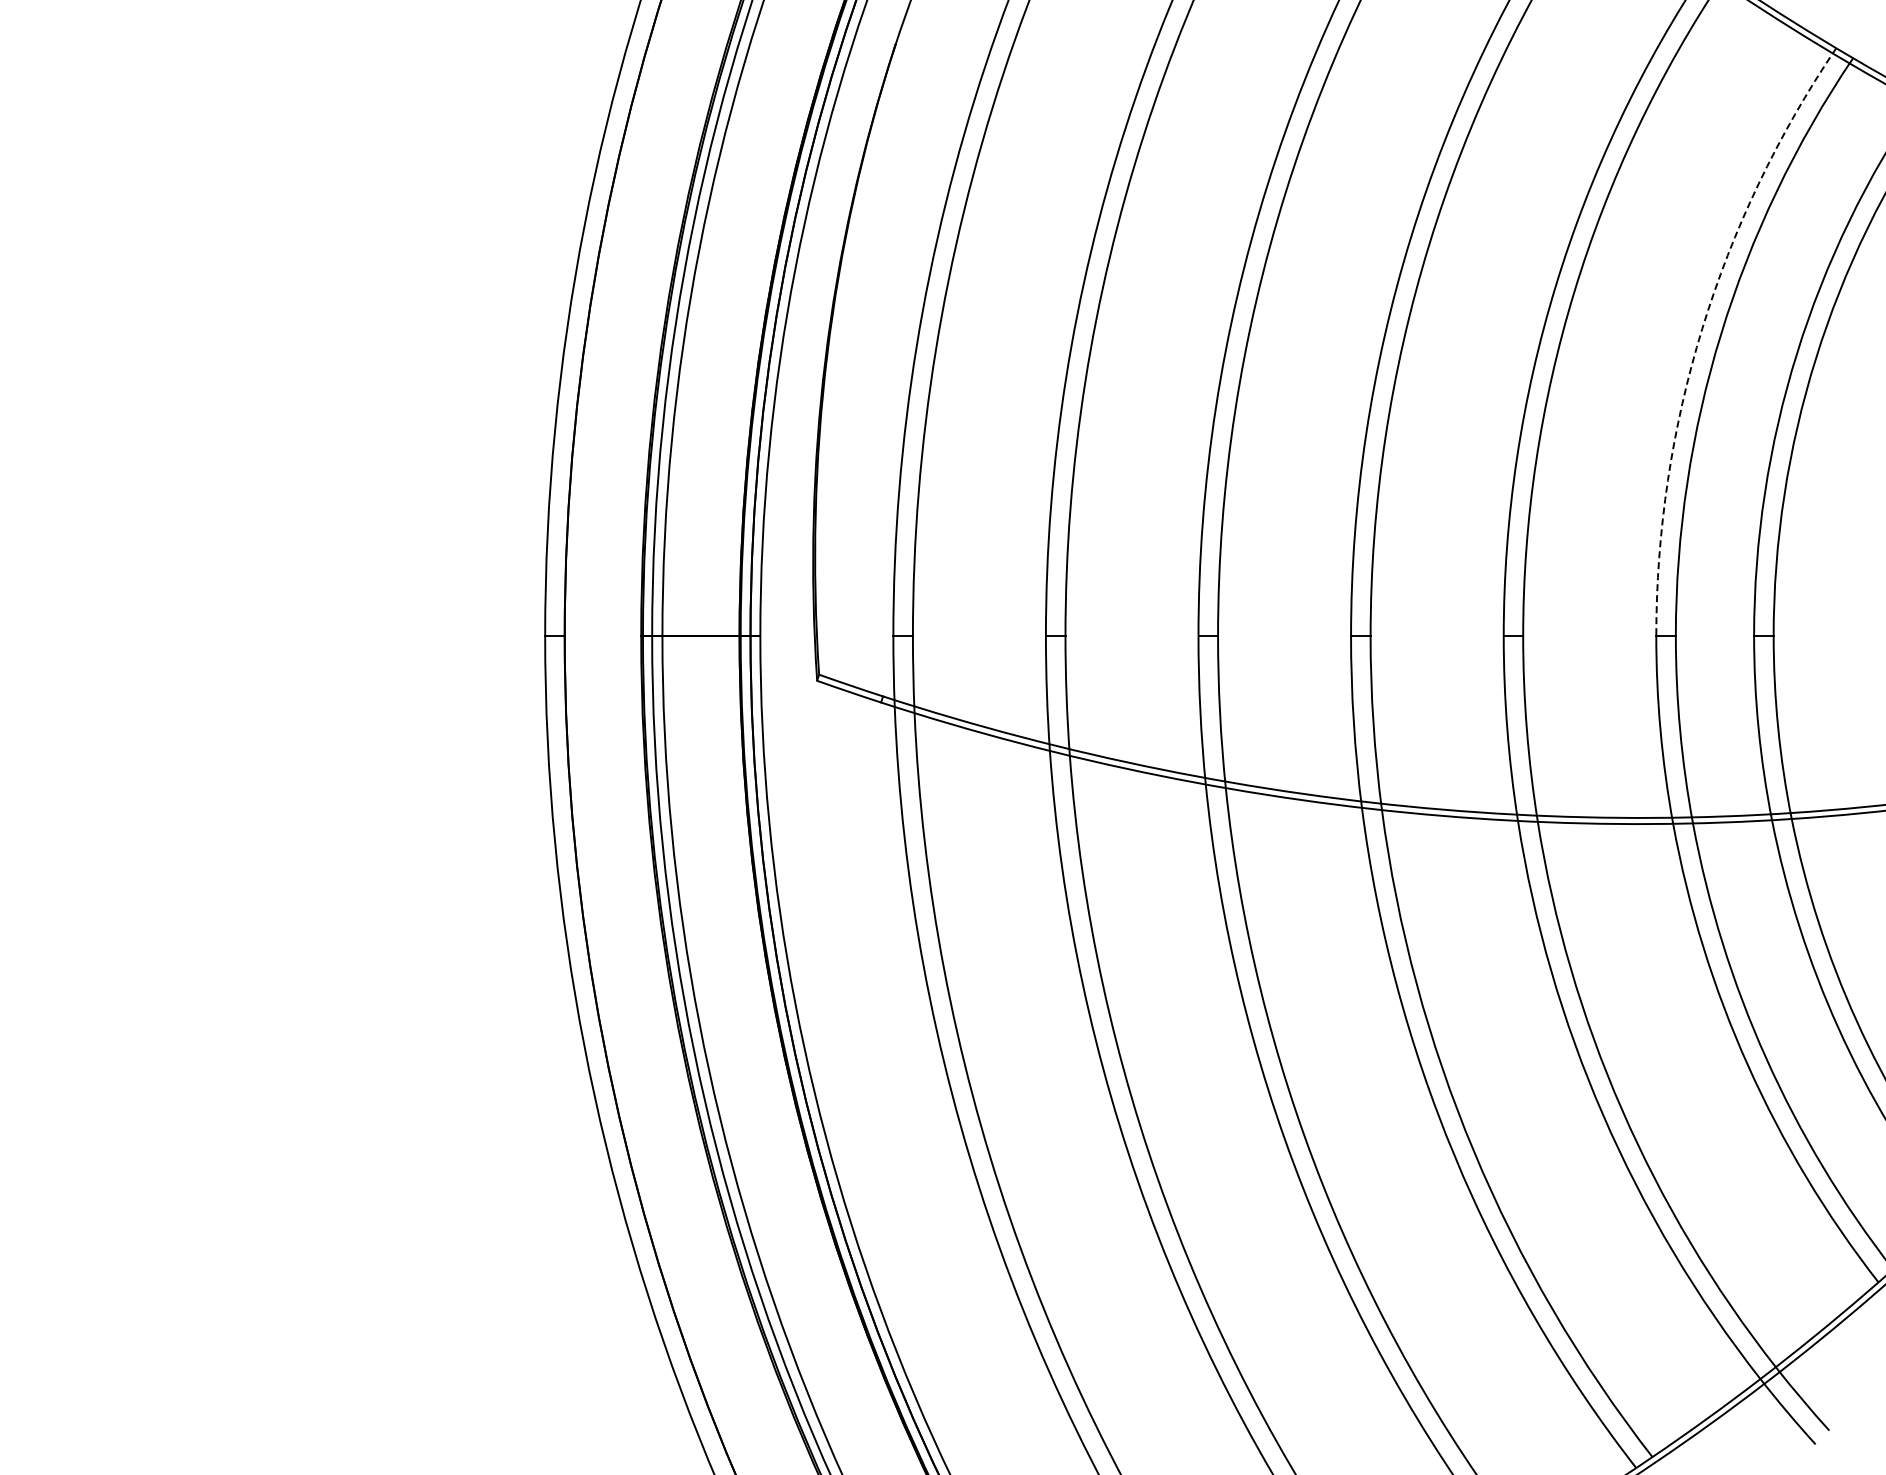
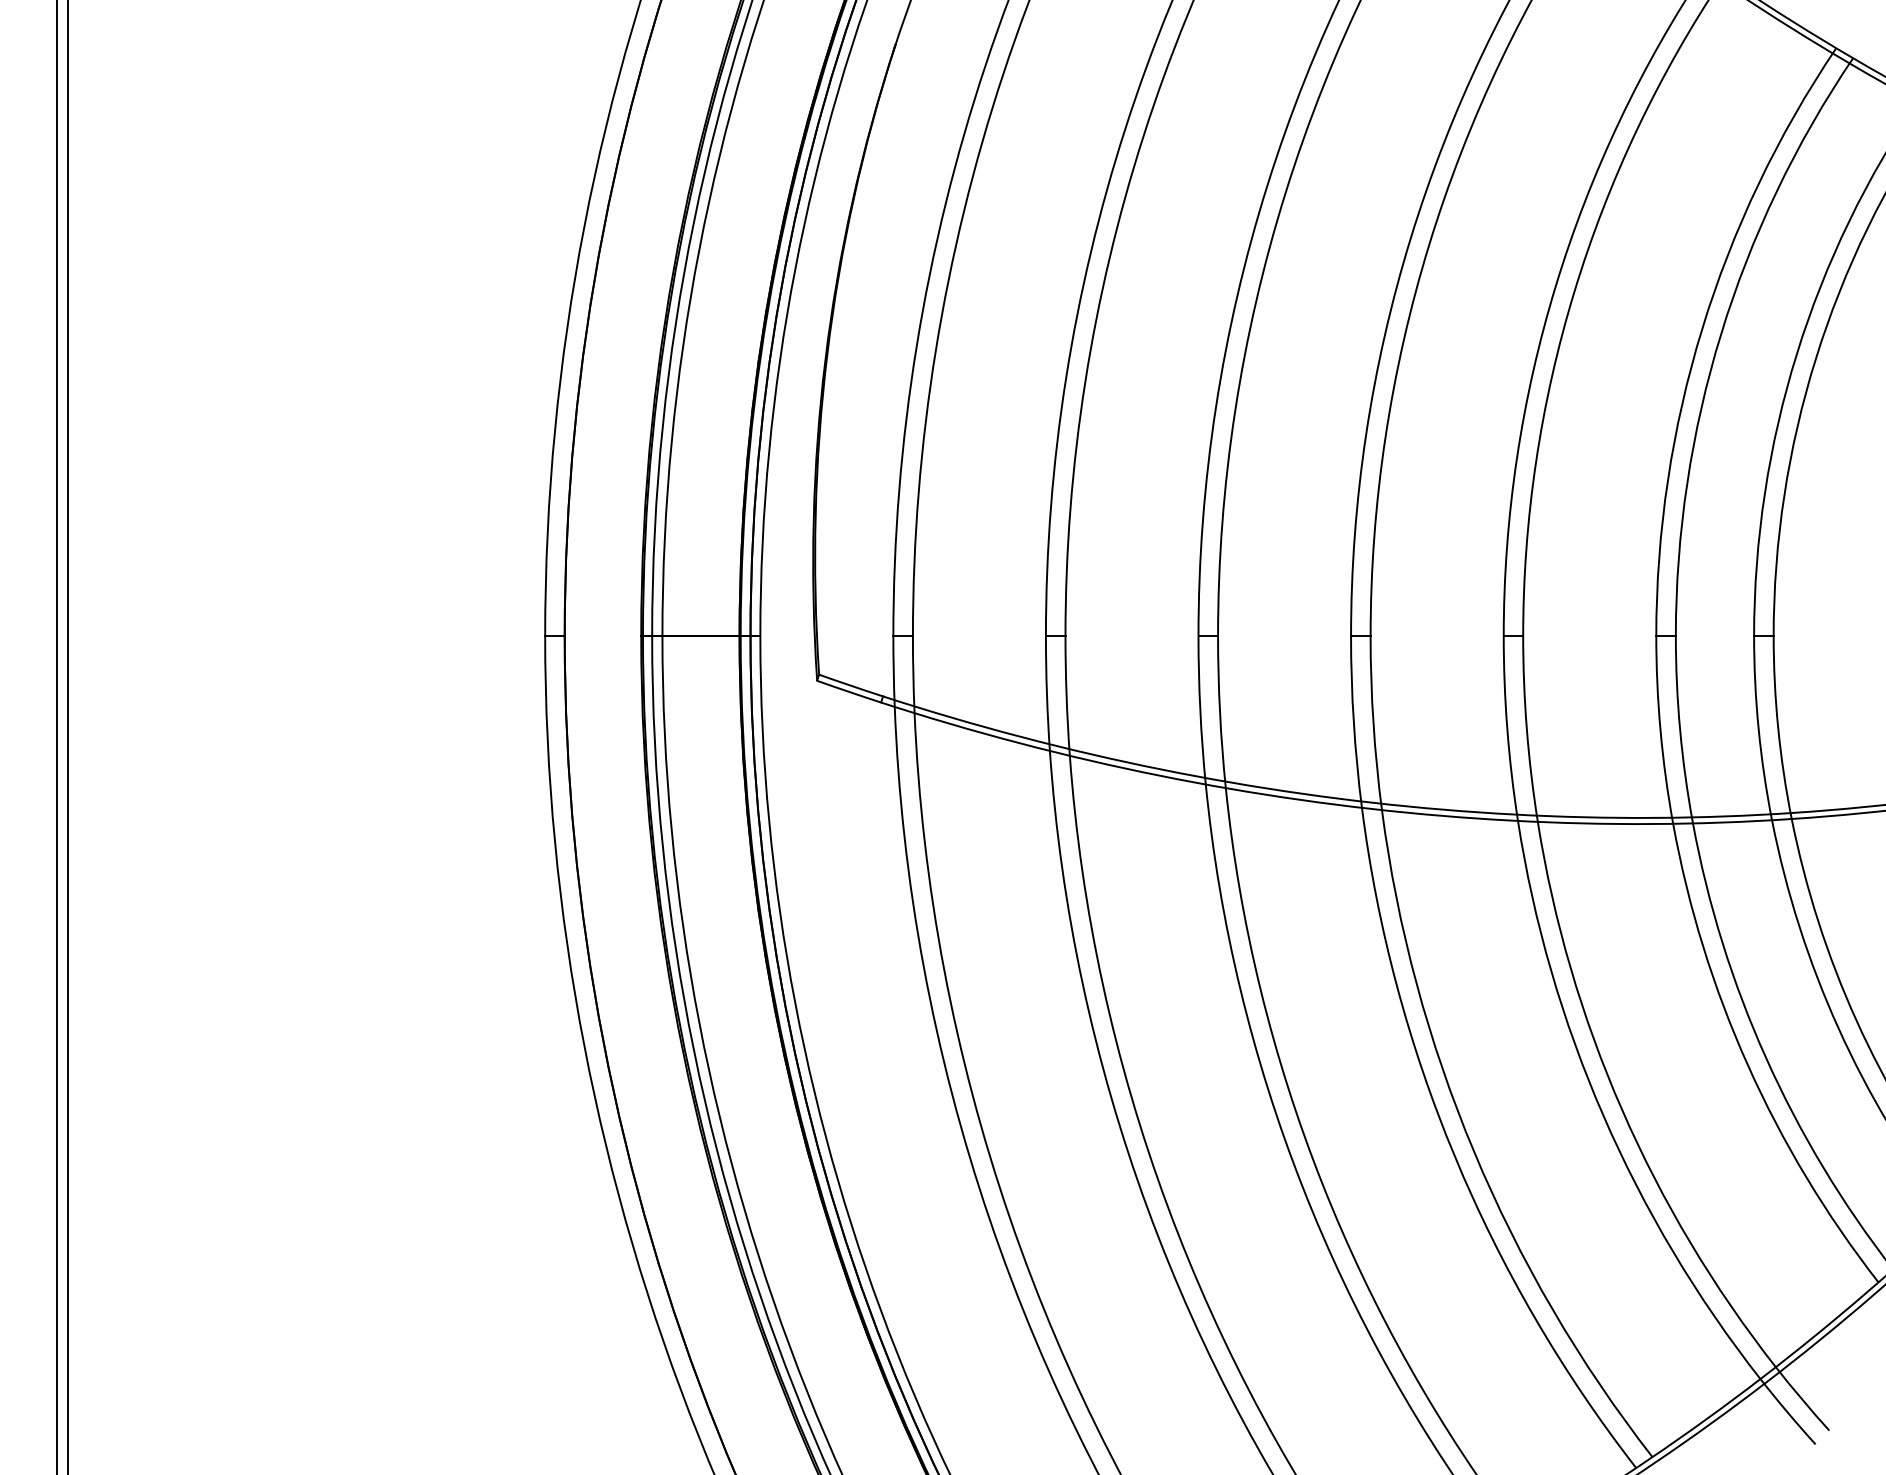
arc: dashed -> solid (1702, 328)
line: none -> present (56, 736)
line: none -> present (67, 736)
